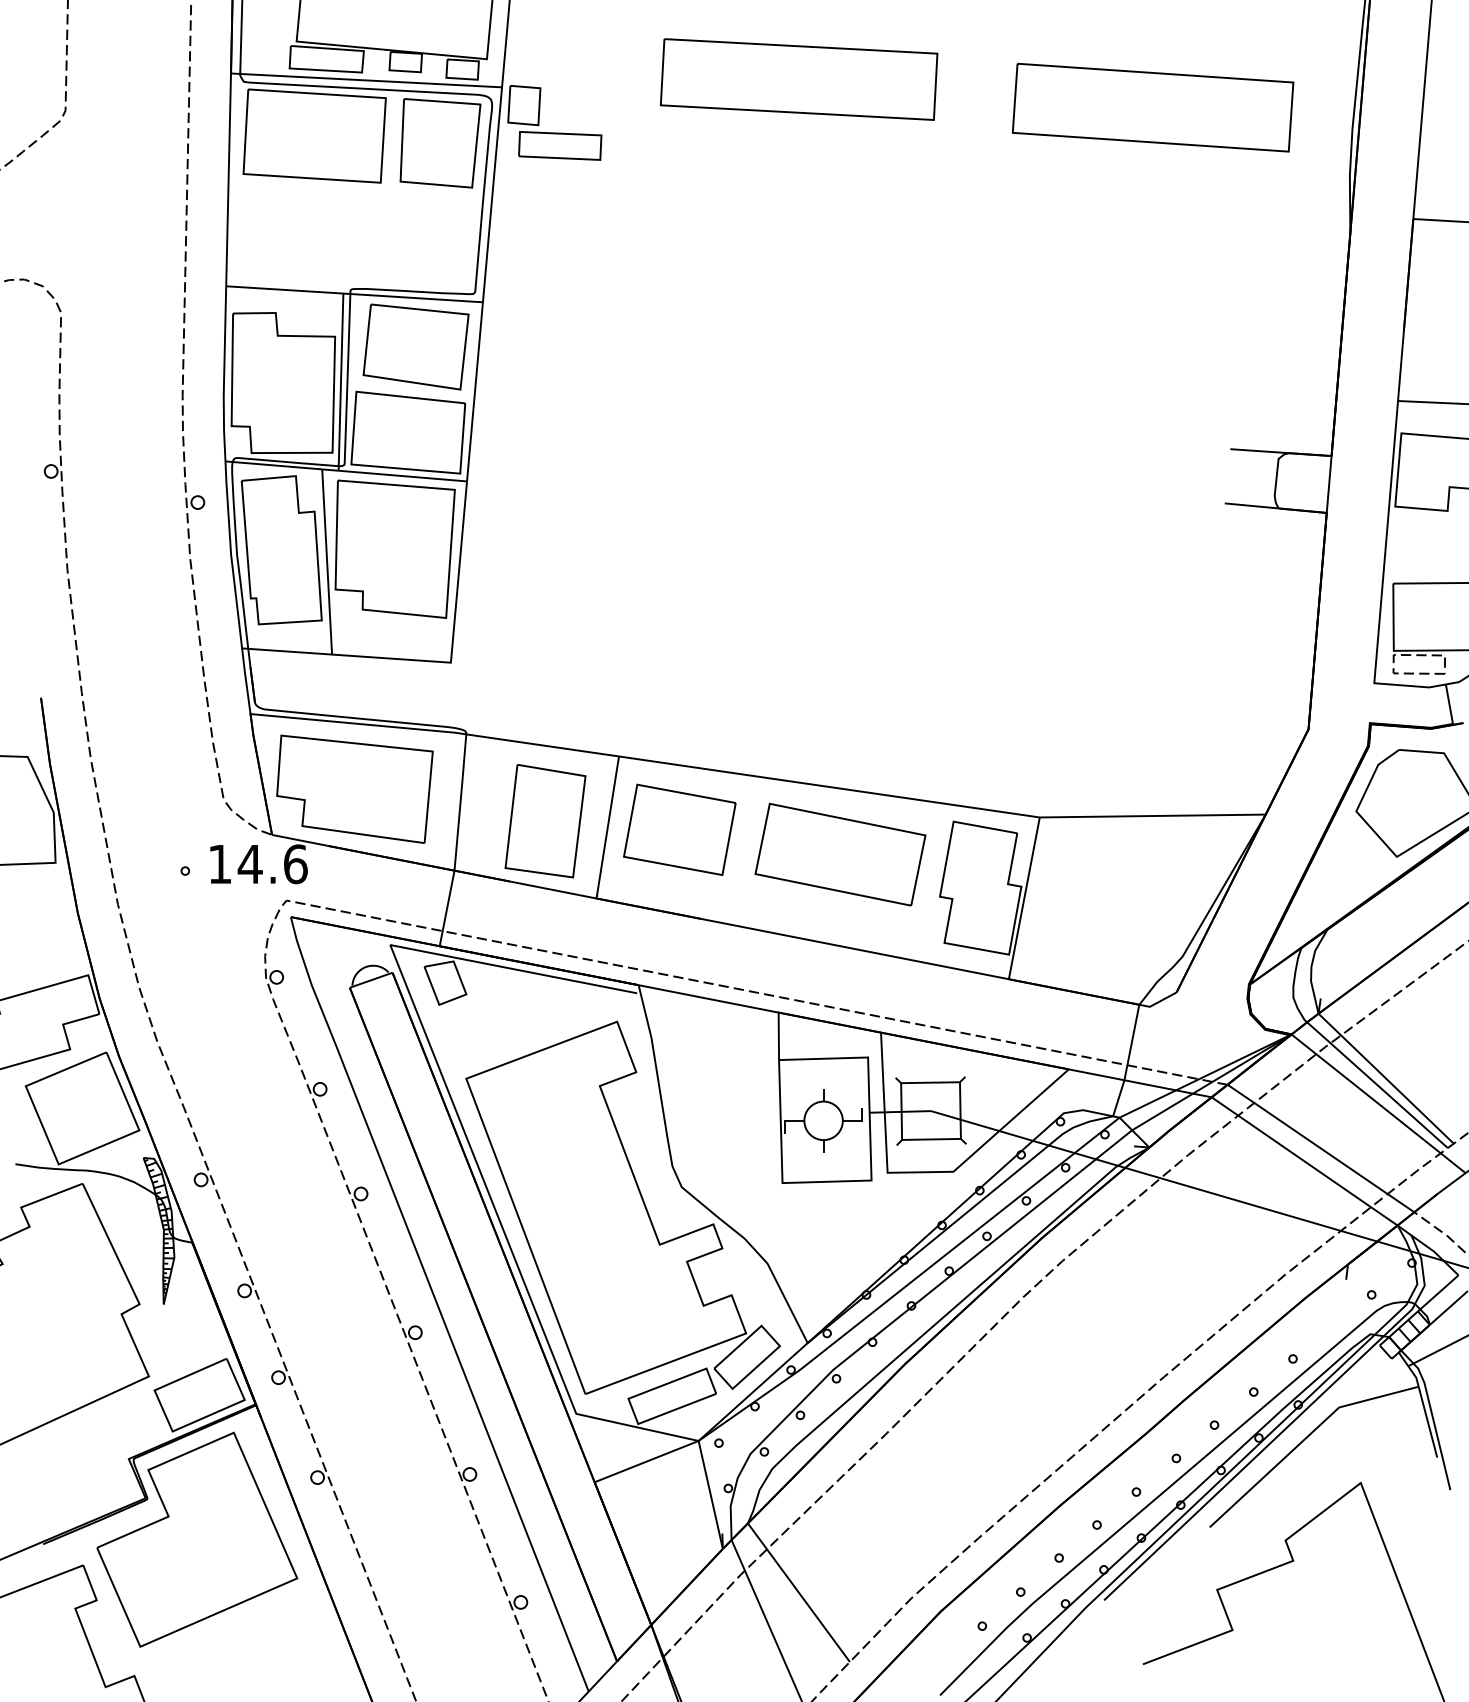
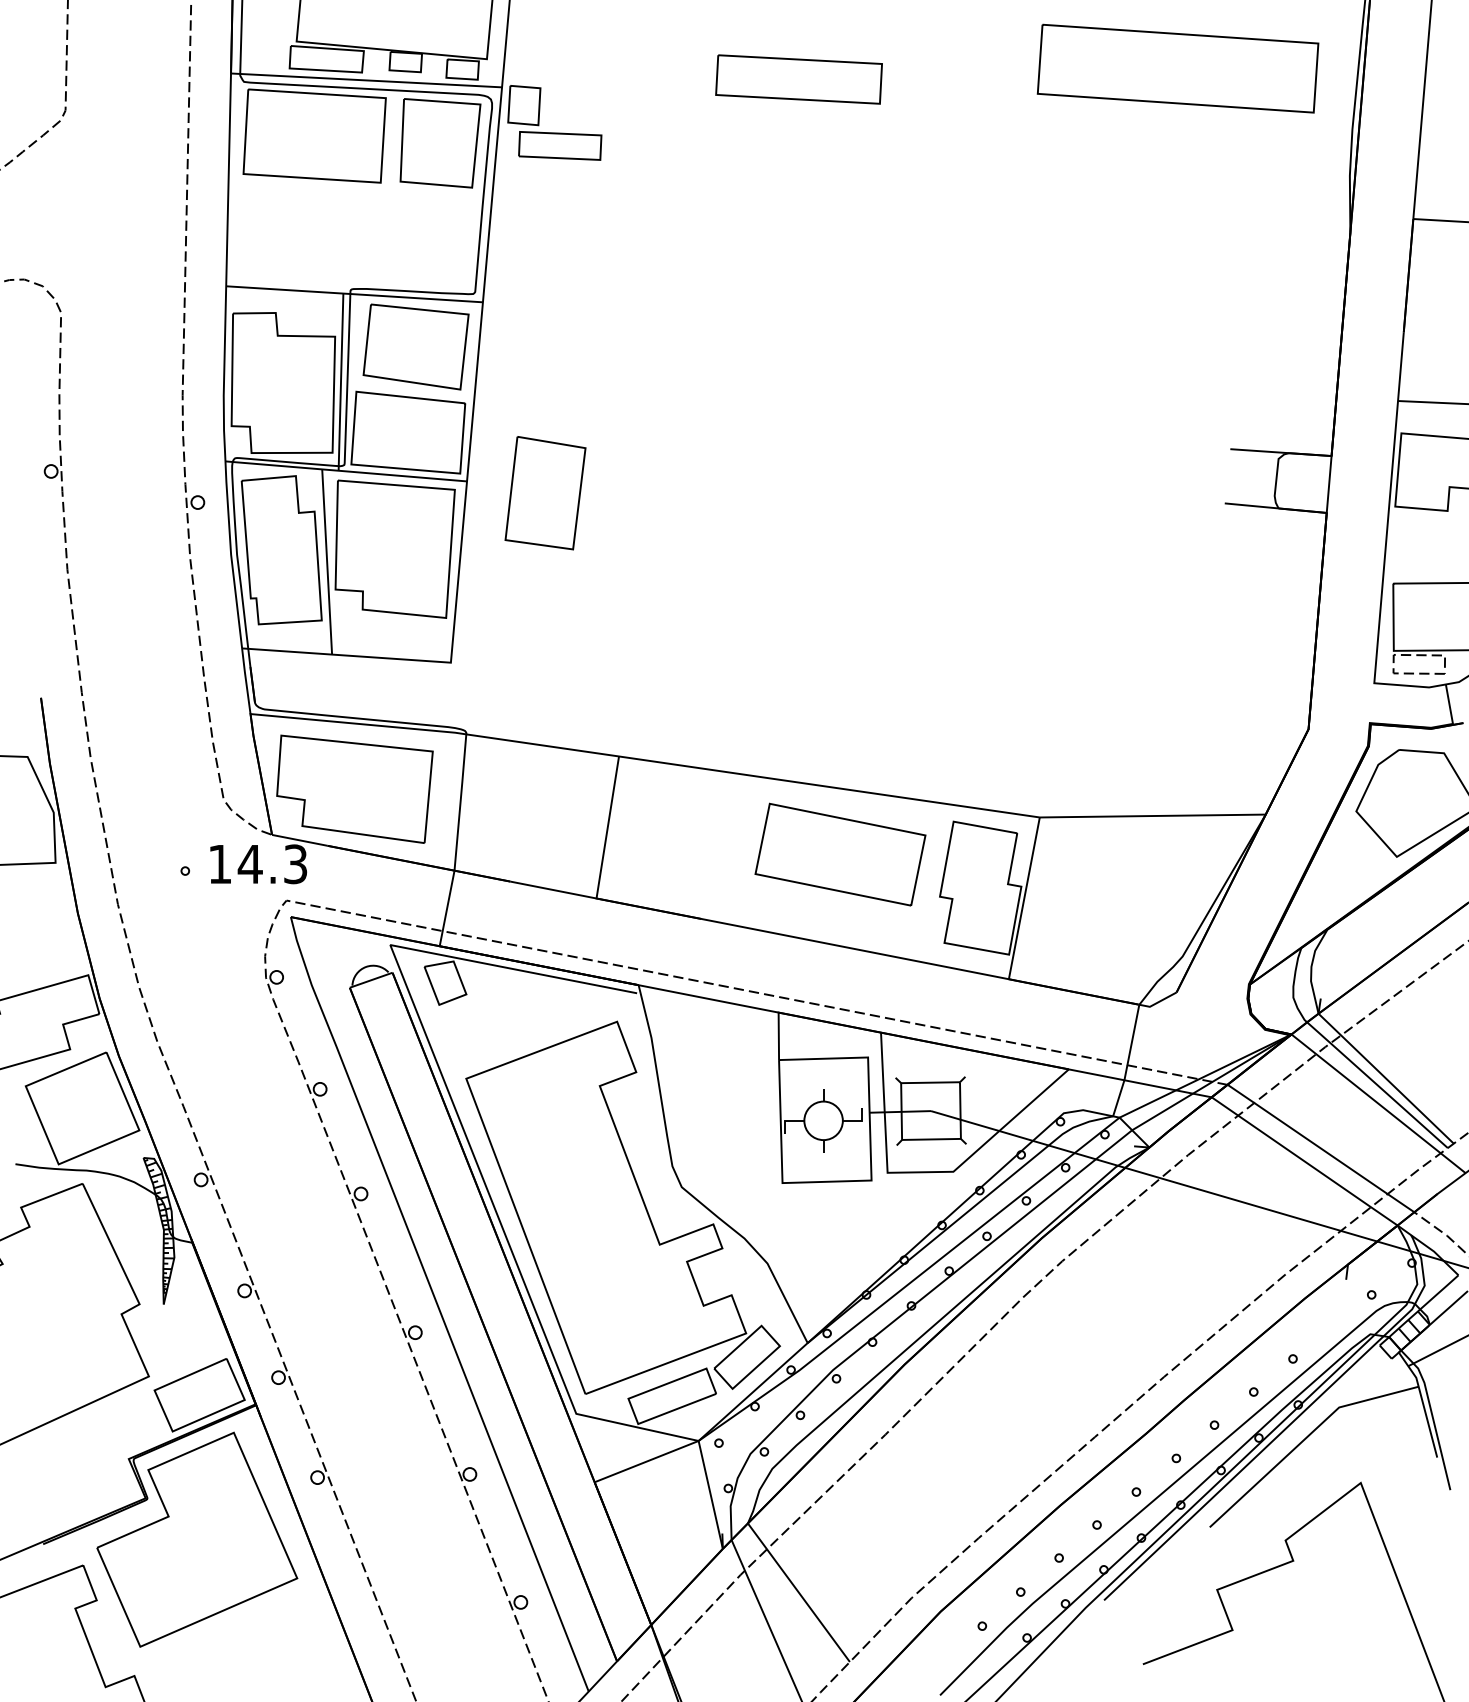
part size: 280x83 px -> 168x51 px (798, 79)
part position: (1152, 107) -> (1177, 68) (1177, 68)
part position: (545, 821) -> (545, 493) (545, 493)
part: present -> none (679, 829)
text: 14.6 -> 14.3 (295, 864)
